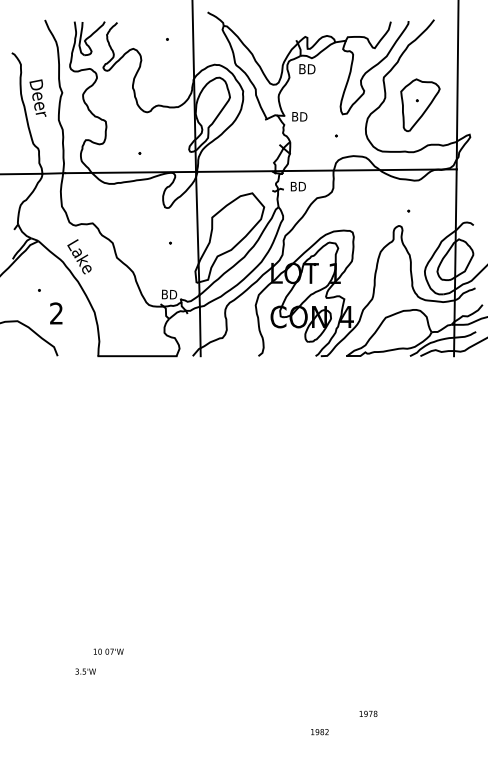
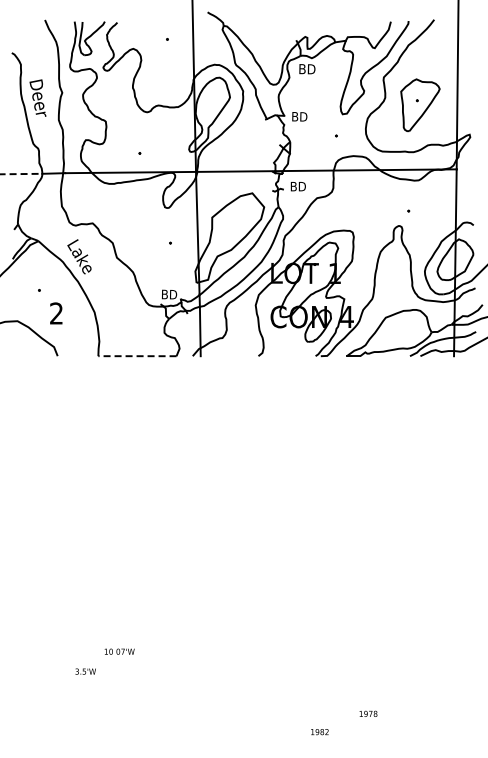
line: solid -> dashed (21, 174)
line: solid -> dashed (136, 356)
text position: (108, 651) -> (119, 651) (119, 651)
